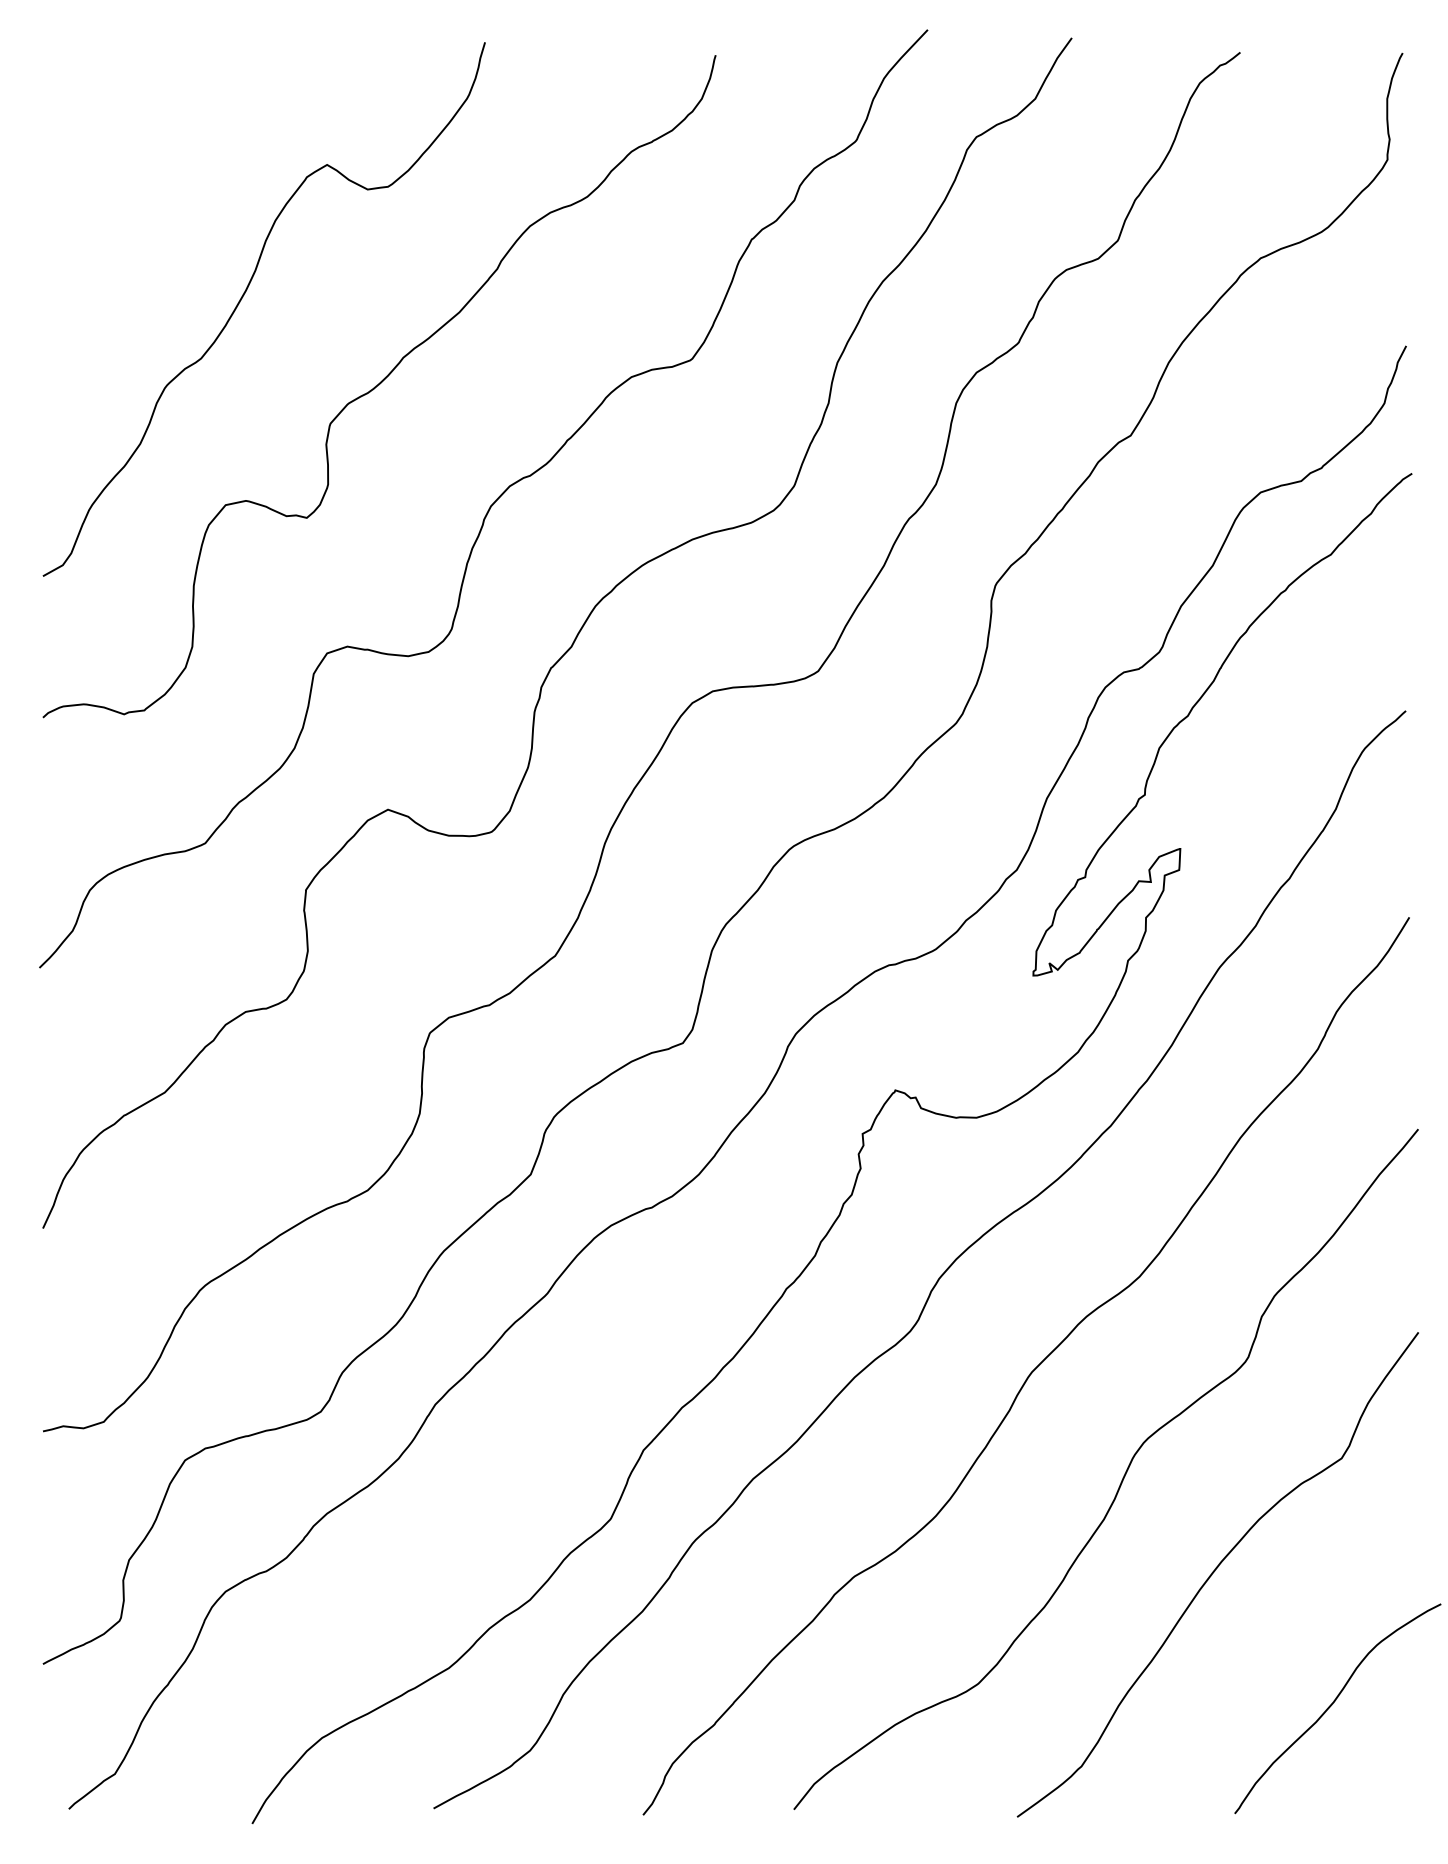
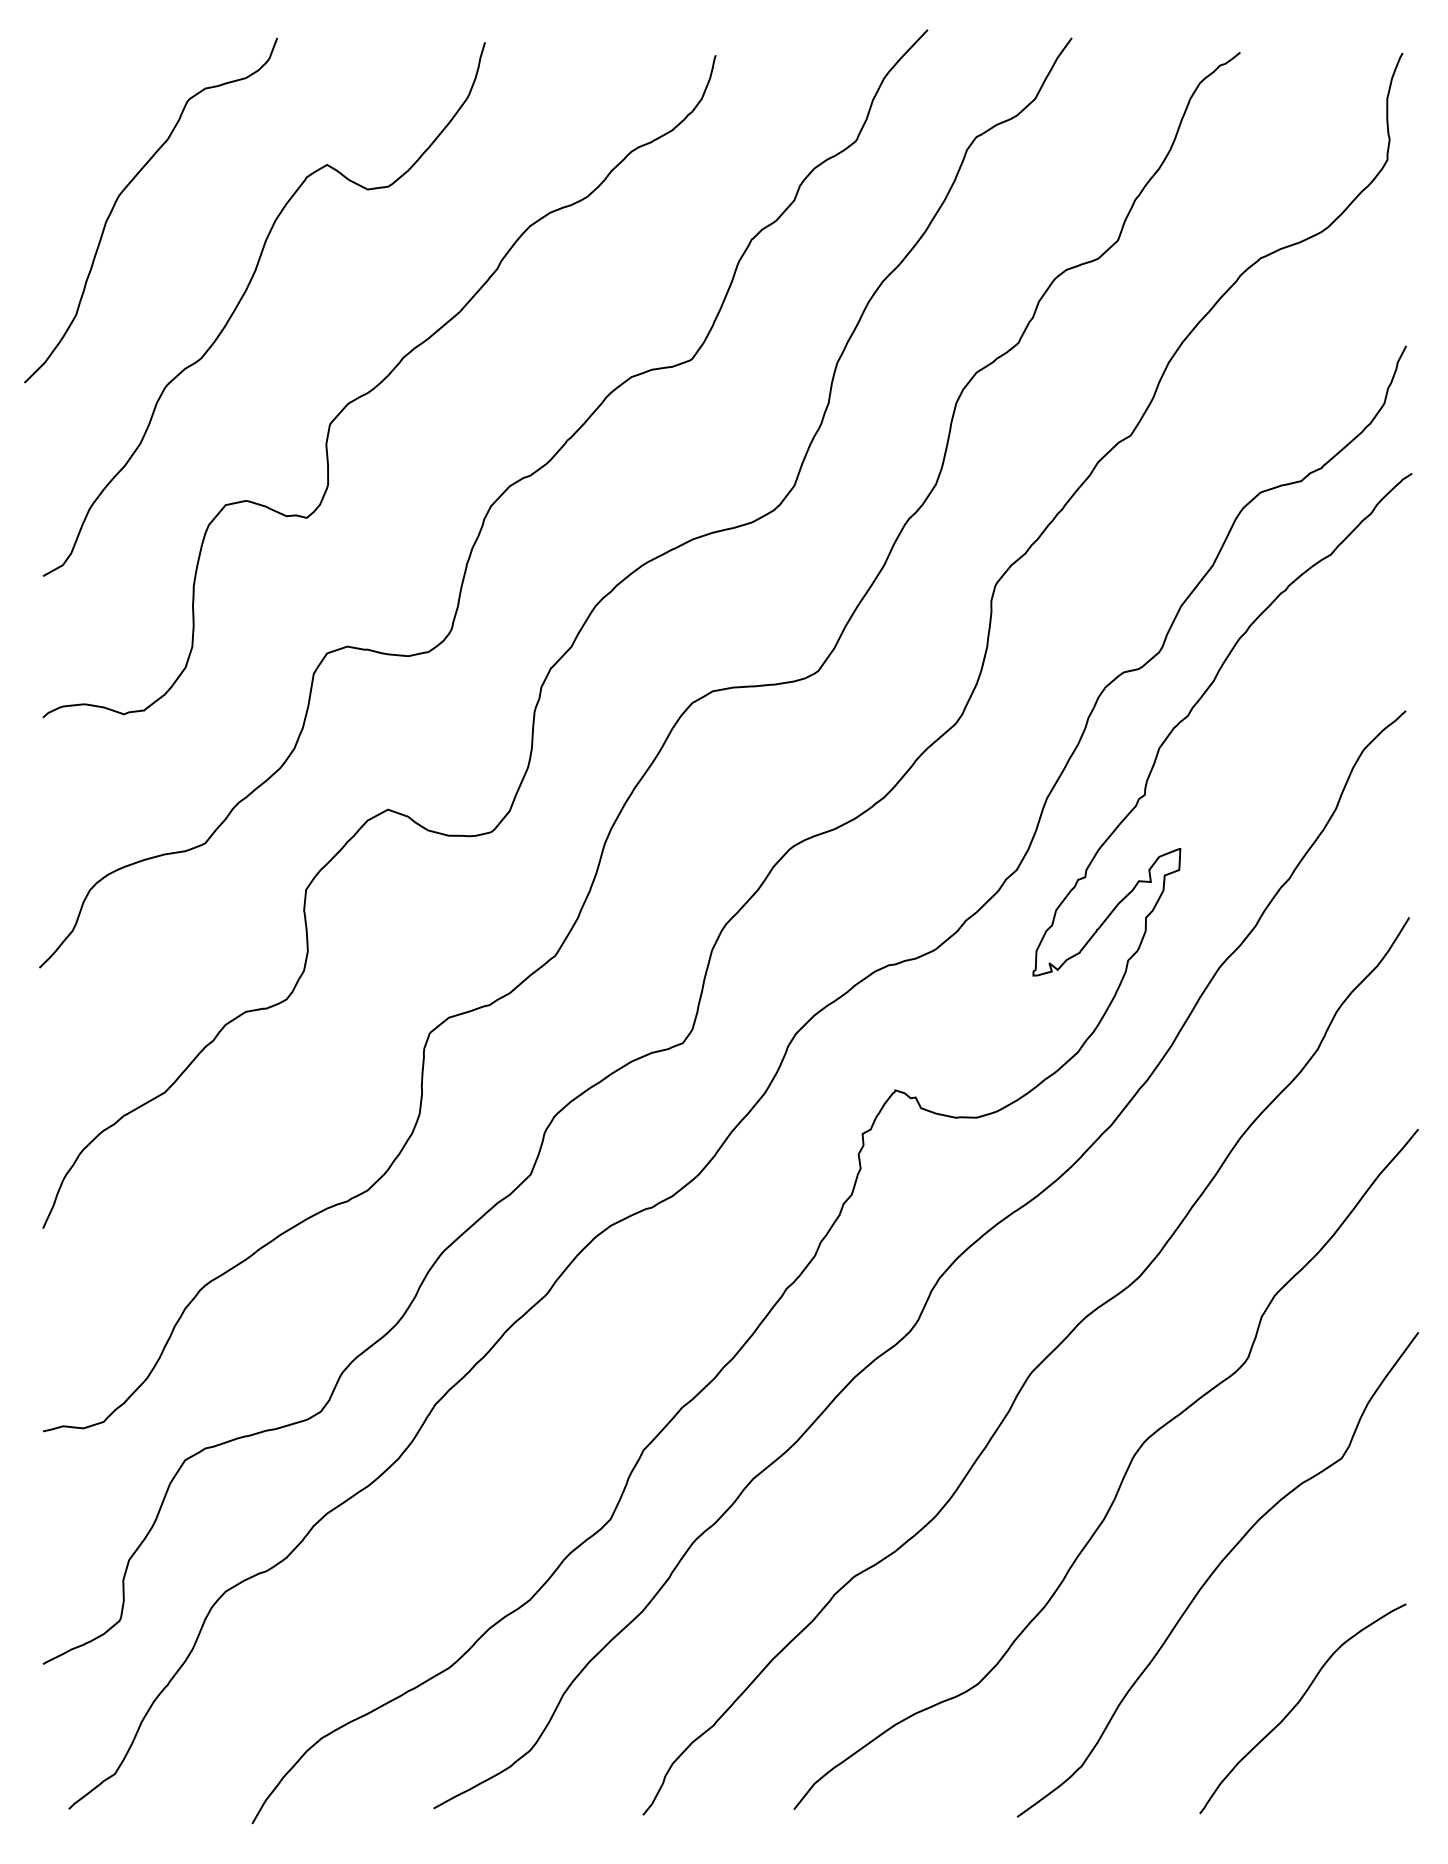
curve: none -> present (127, 187)
curve position: (1332, 1705) -> (1297, 1705) (1297, 1705)
